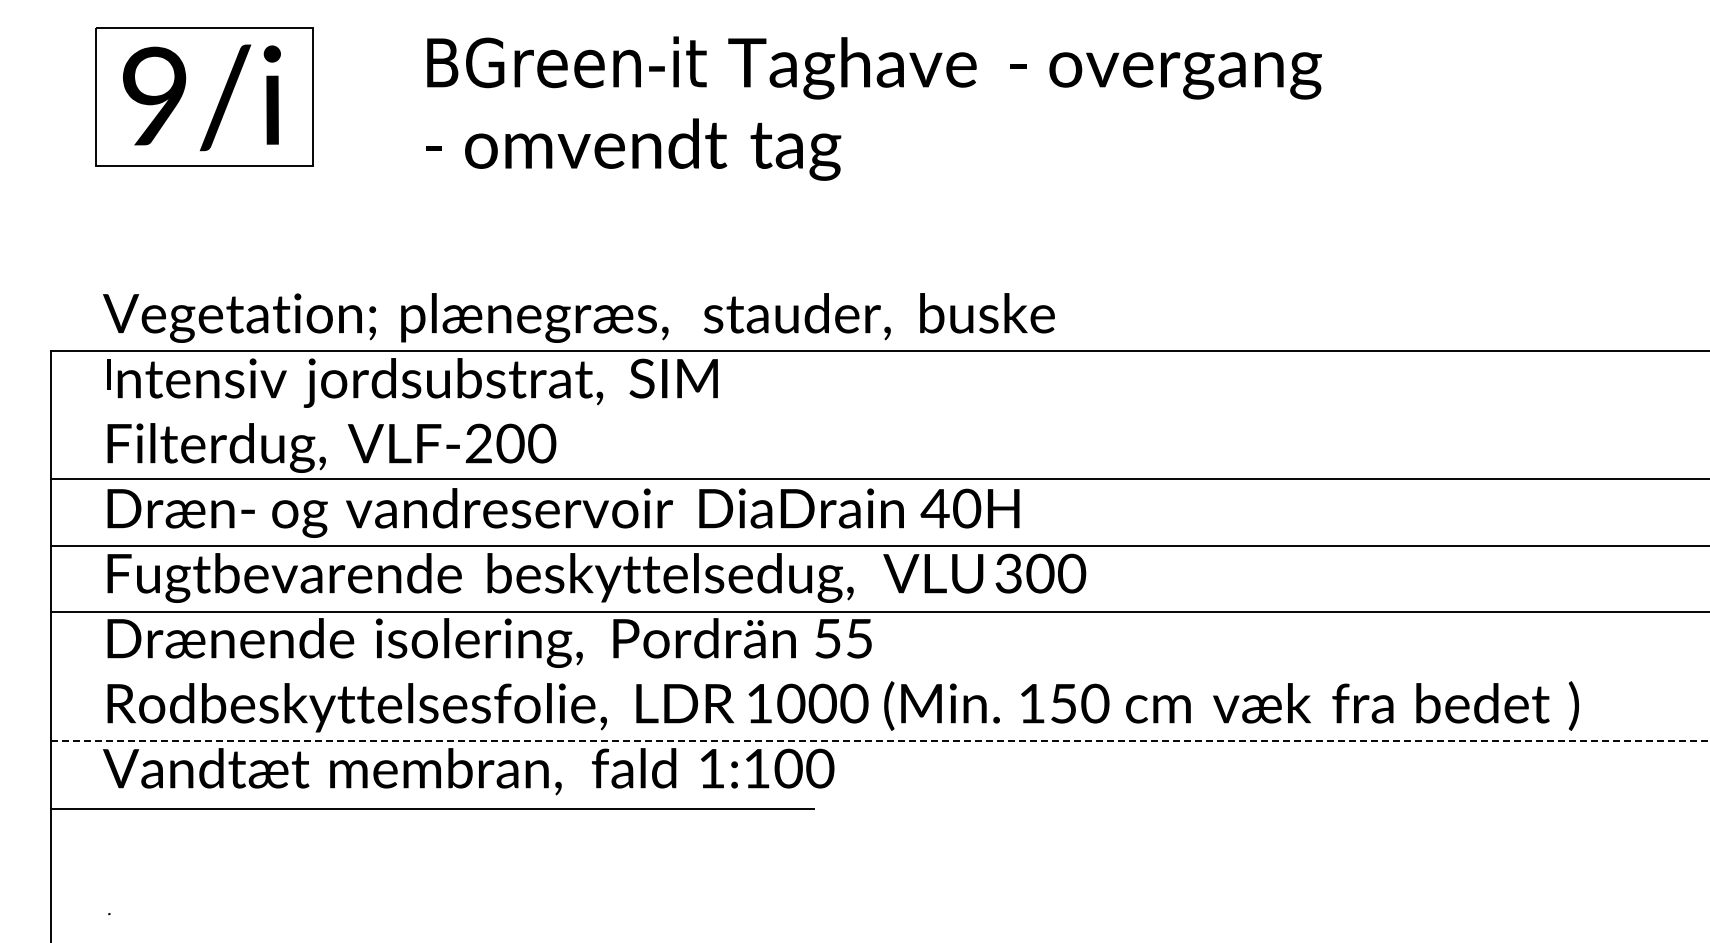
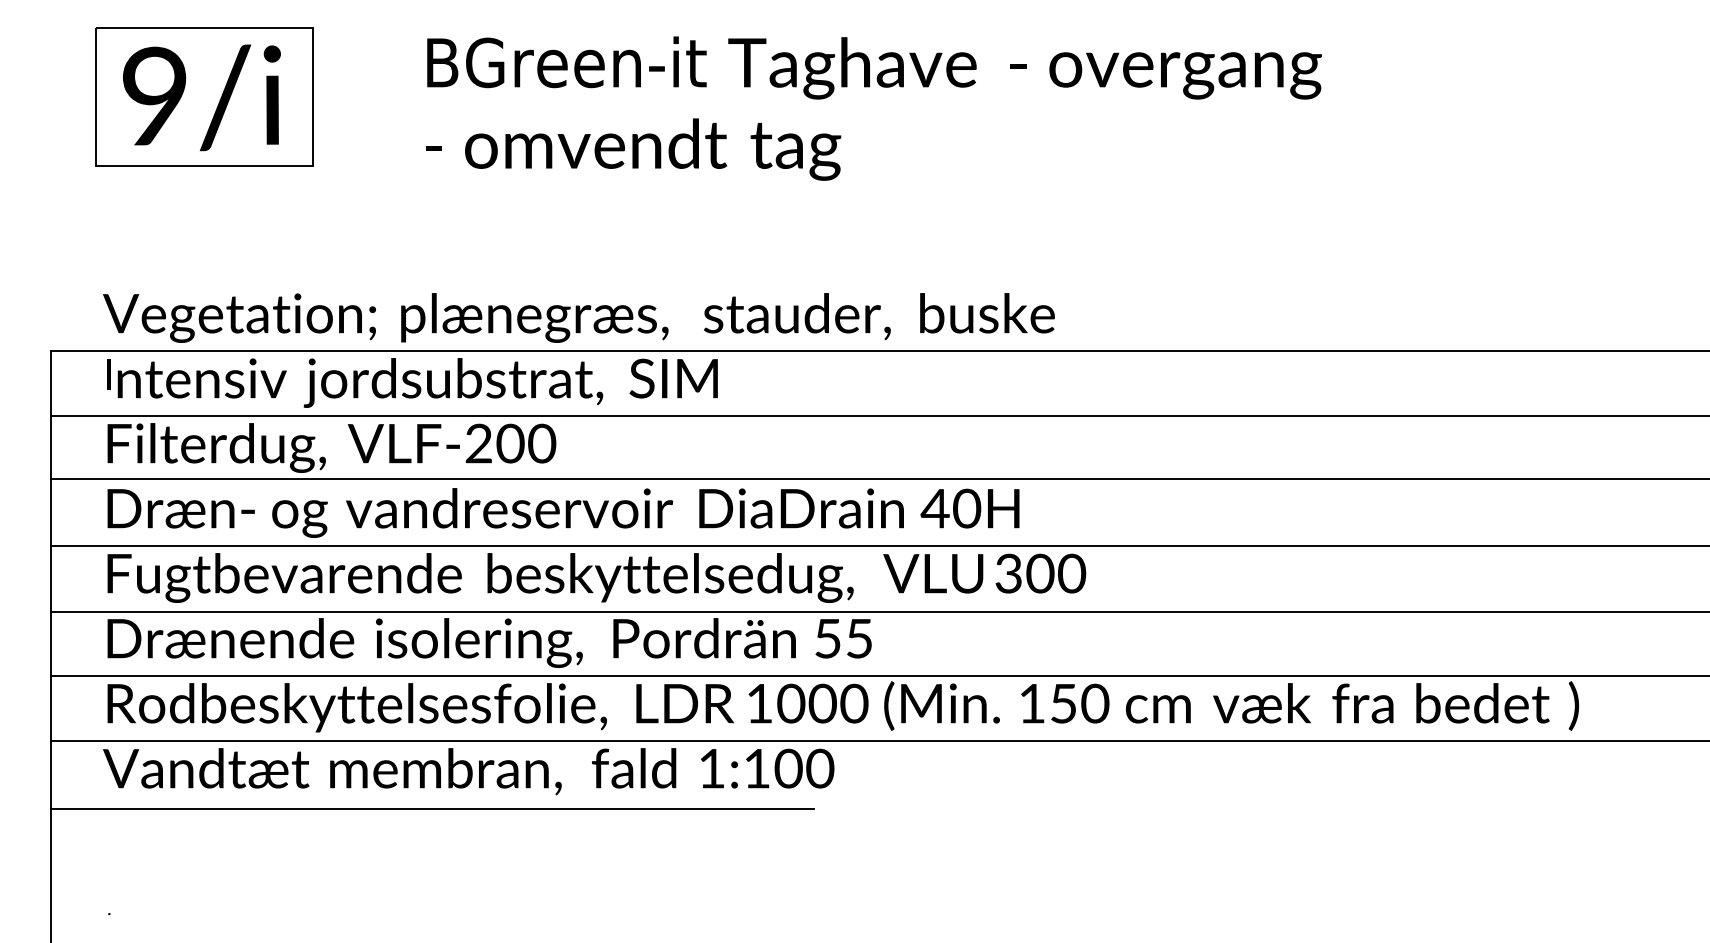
line: none -> present (878, 415)
line: none -> present (878, 675)
line: dashed -> solid (881, 740)
